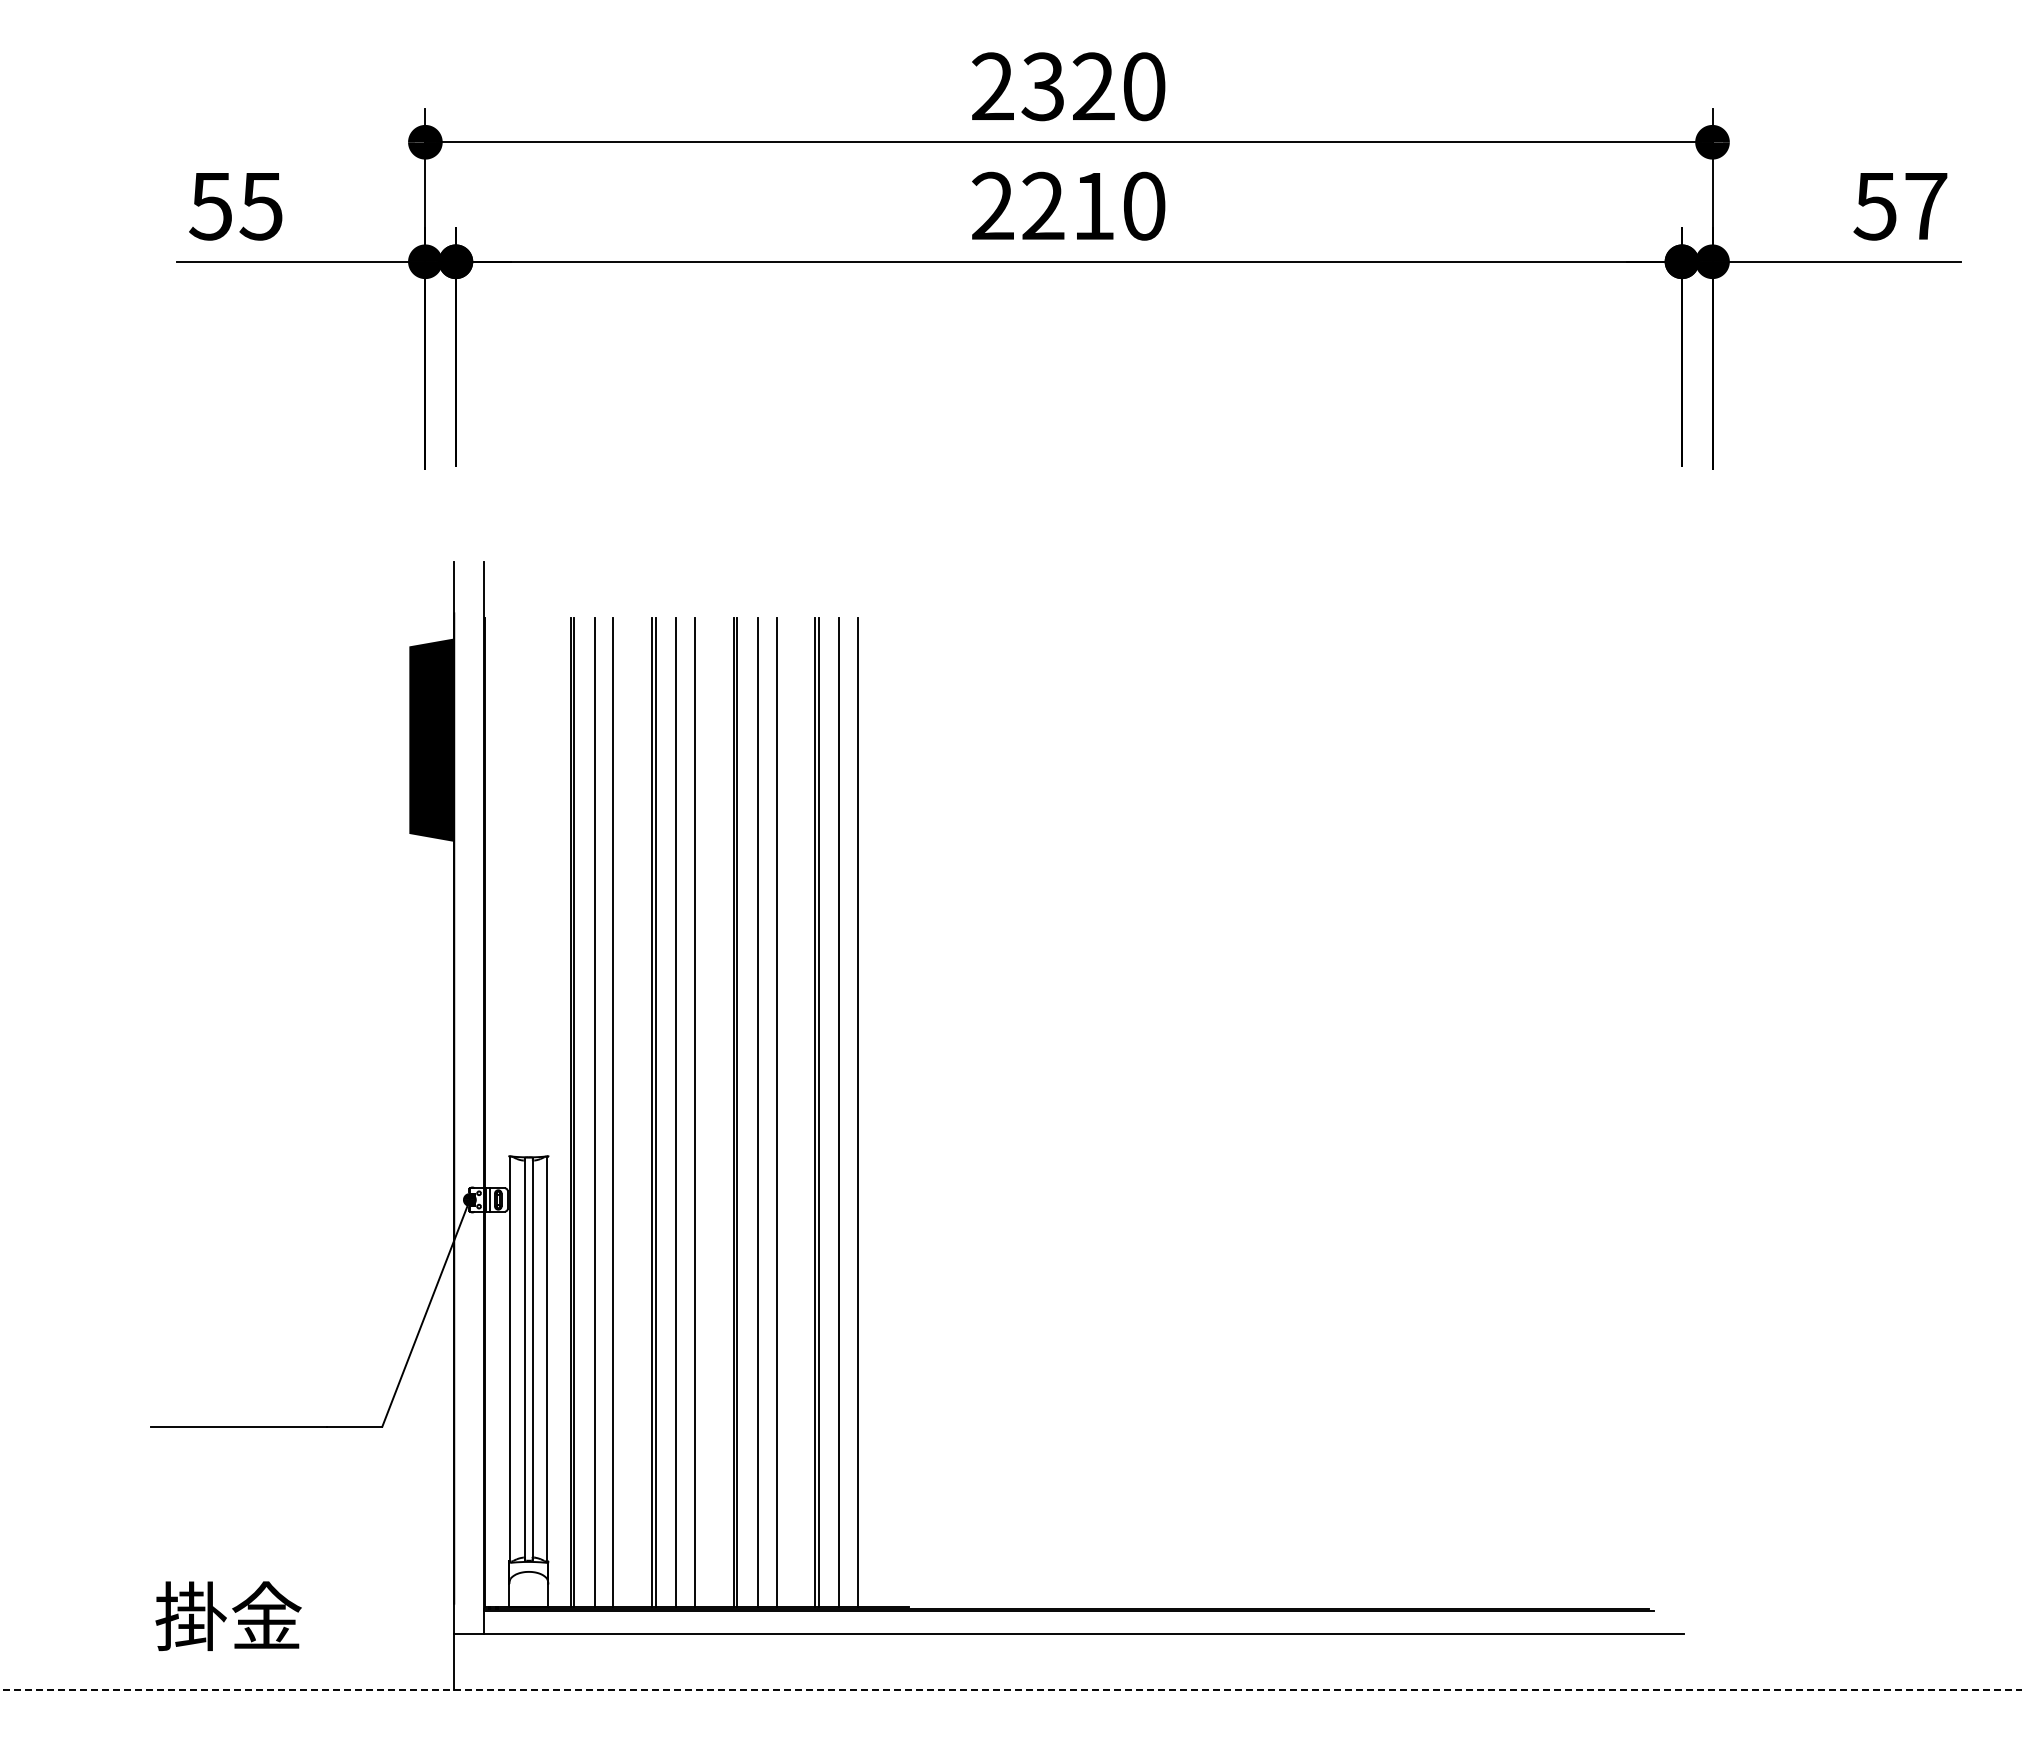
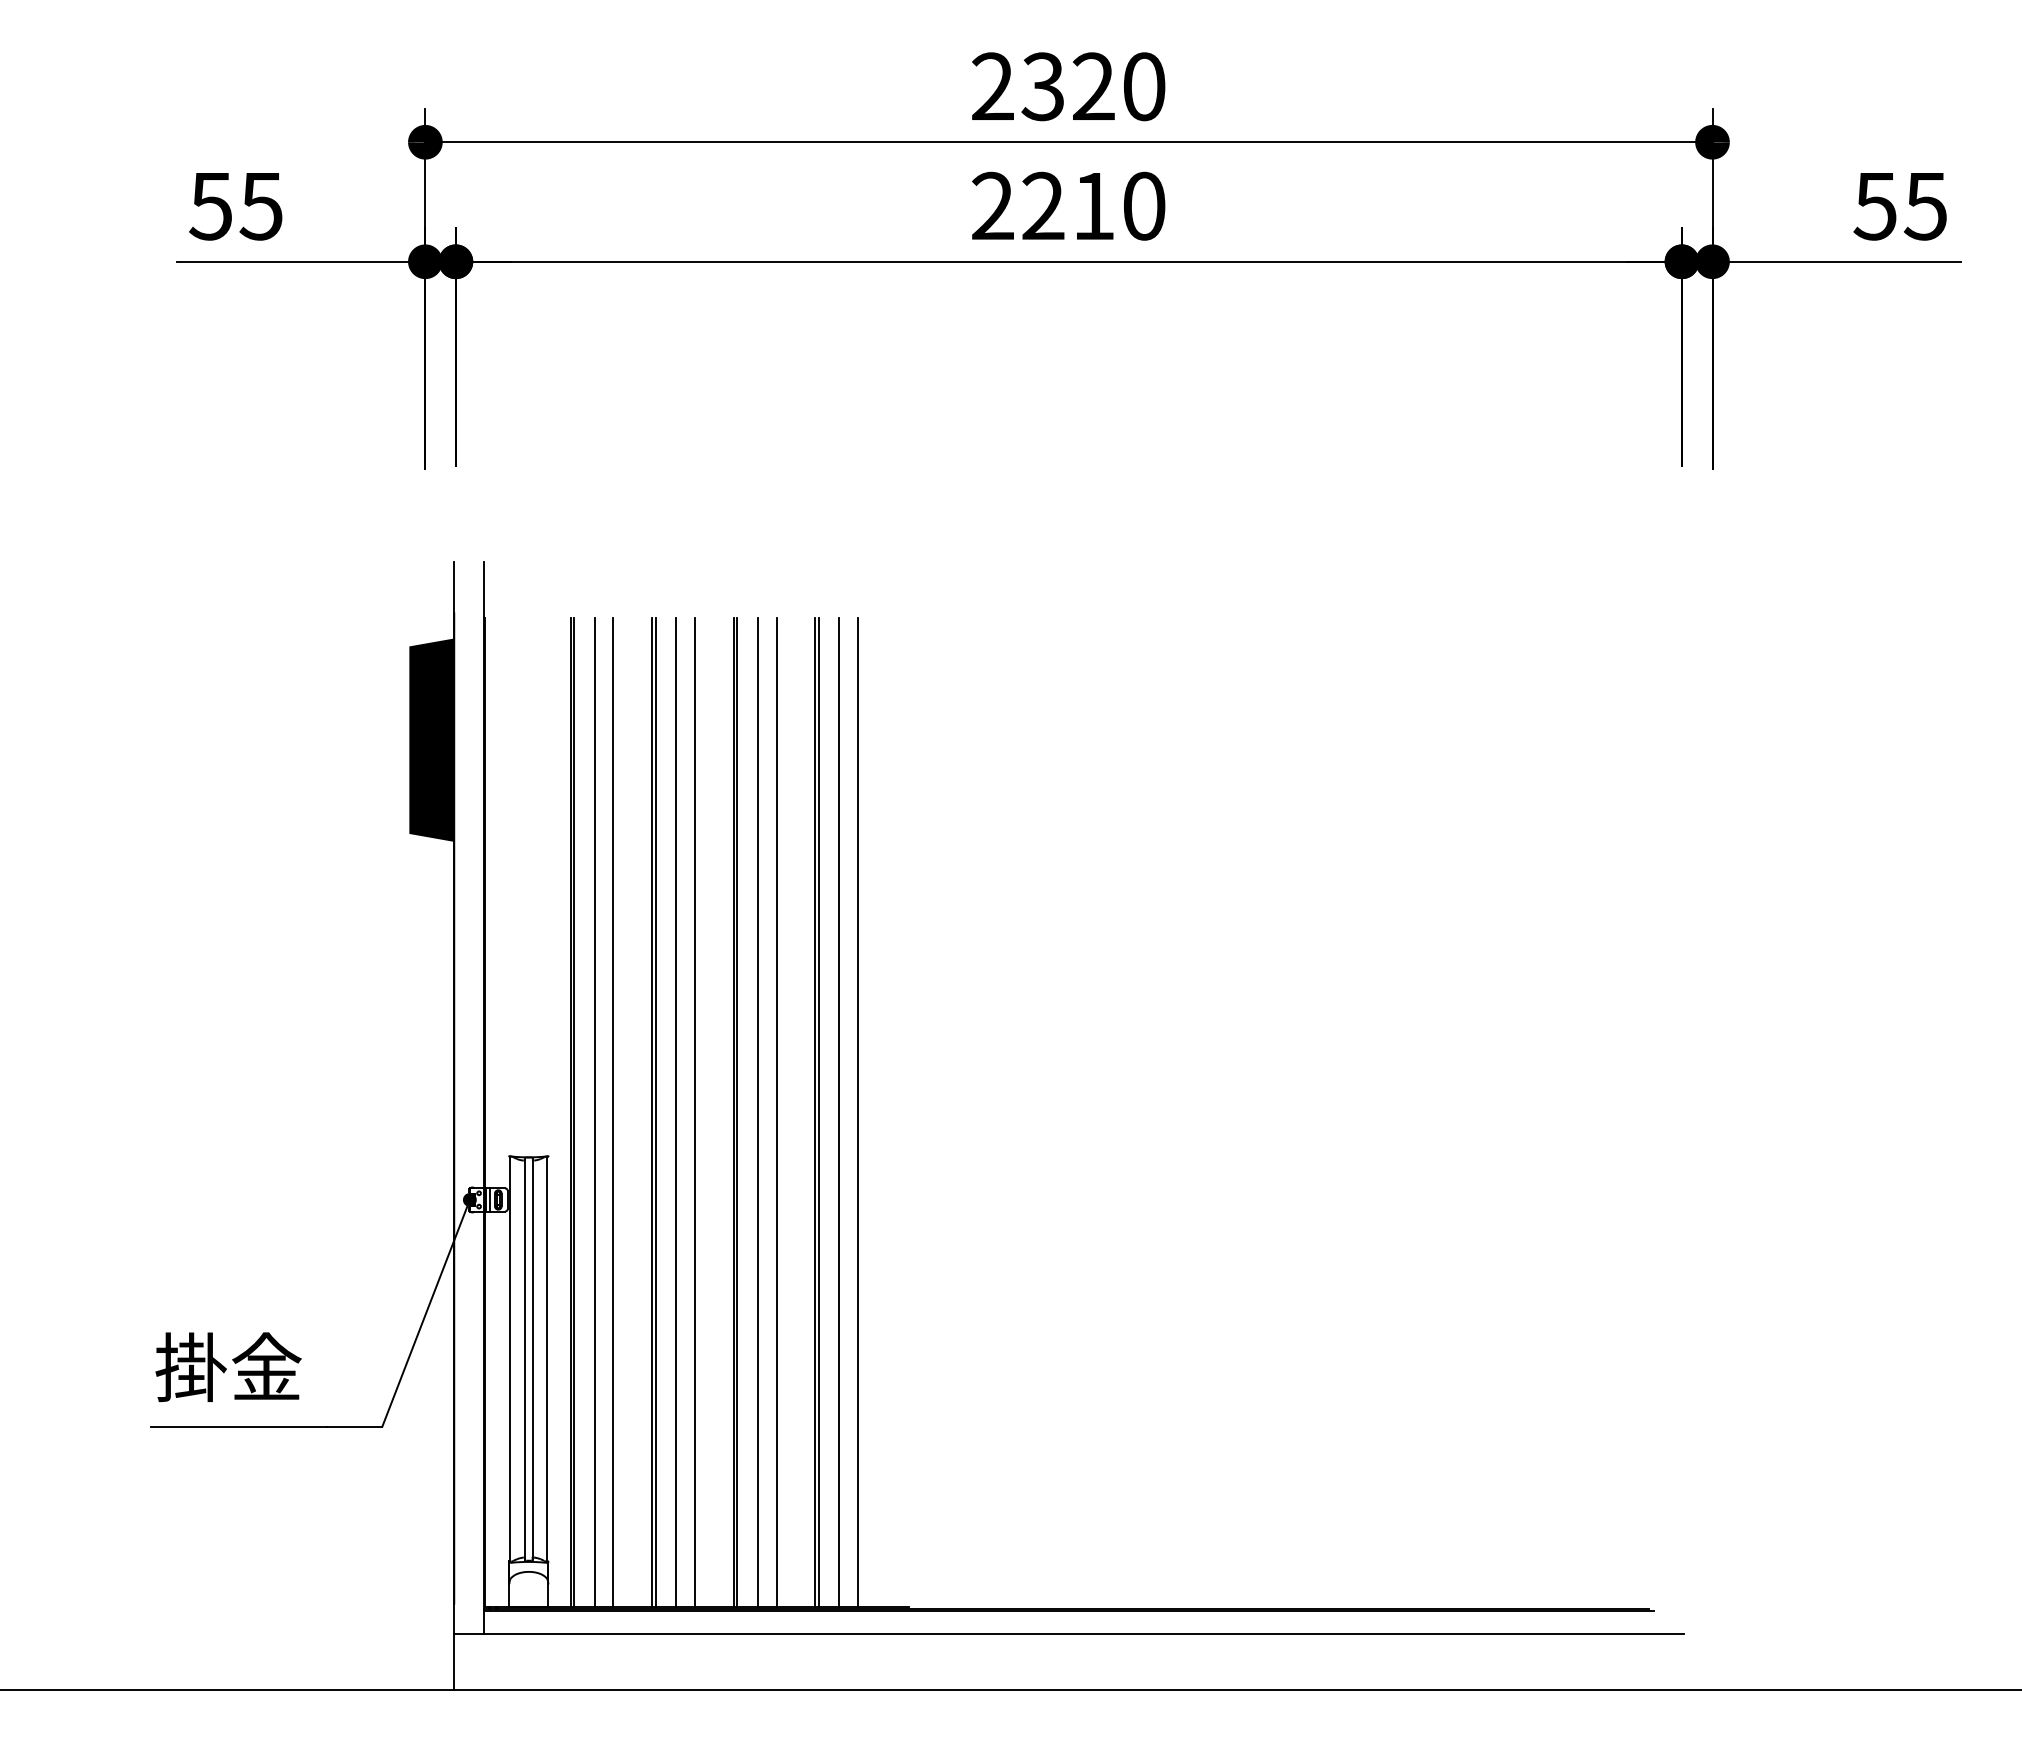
text: 57 -> 55 (1925, 206)
text position: (228, 1615) -> (228, 1366) (228, 1366)
line: dashed -> solid (1011, 1689)
